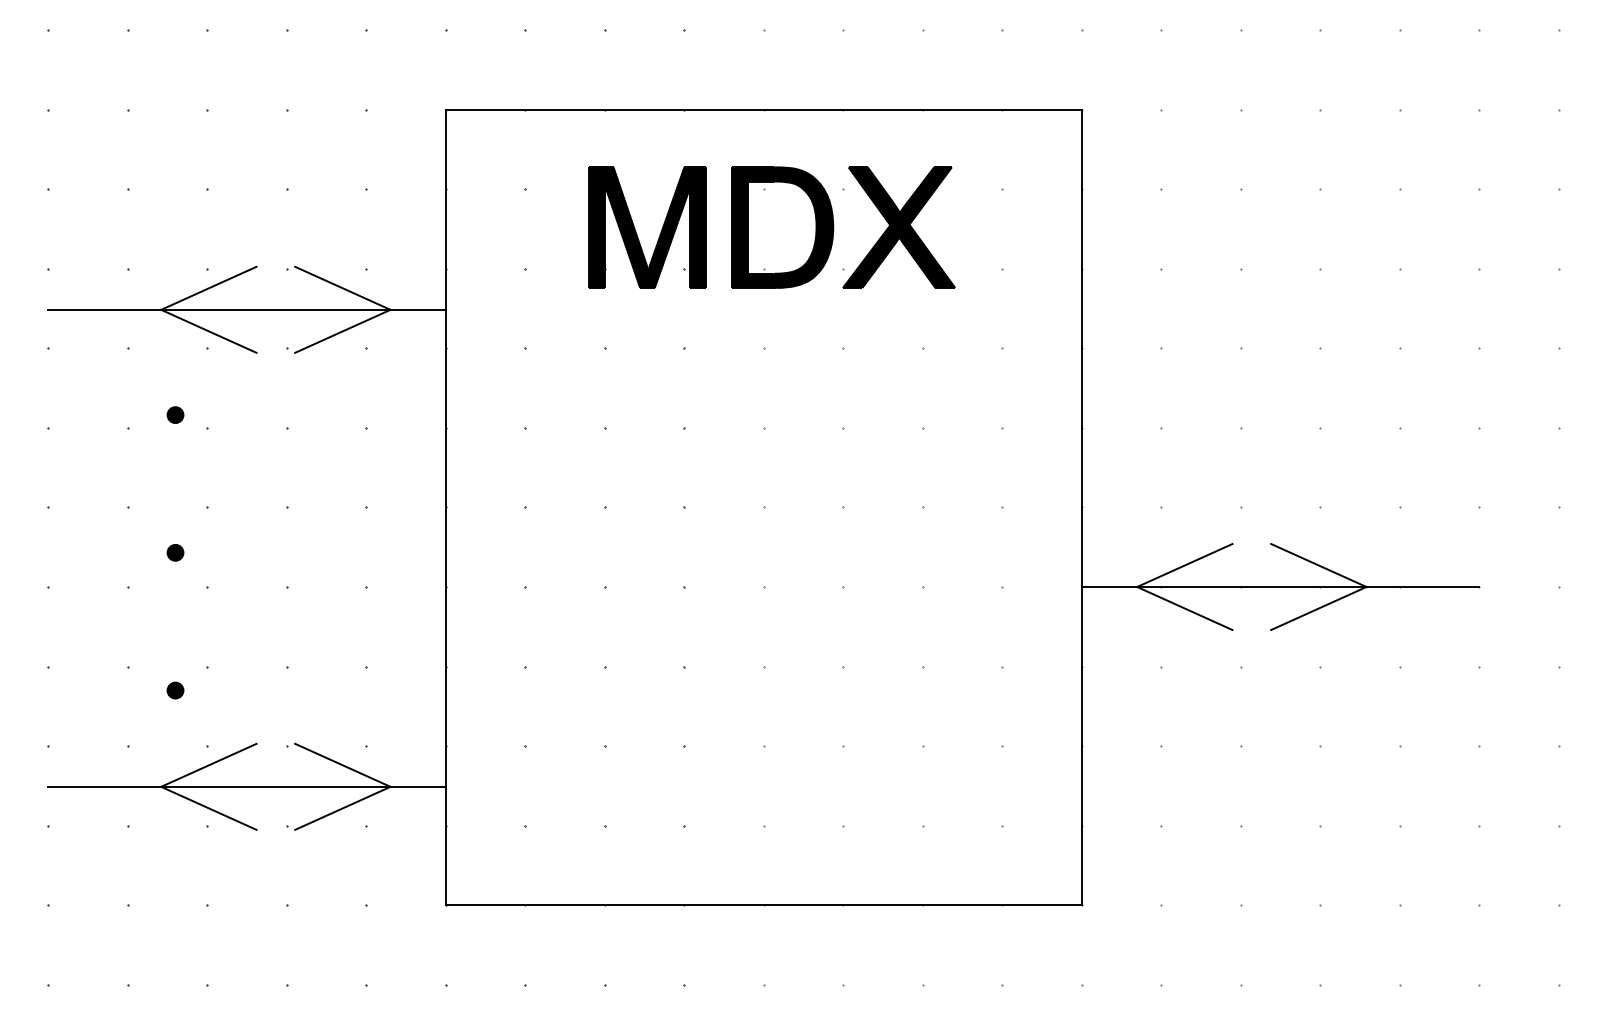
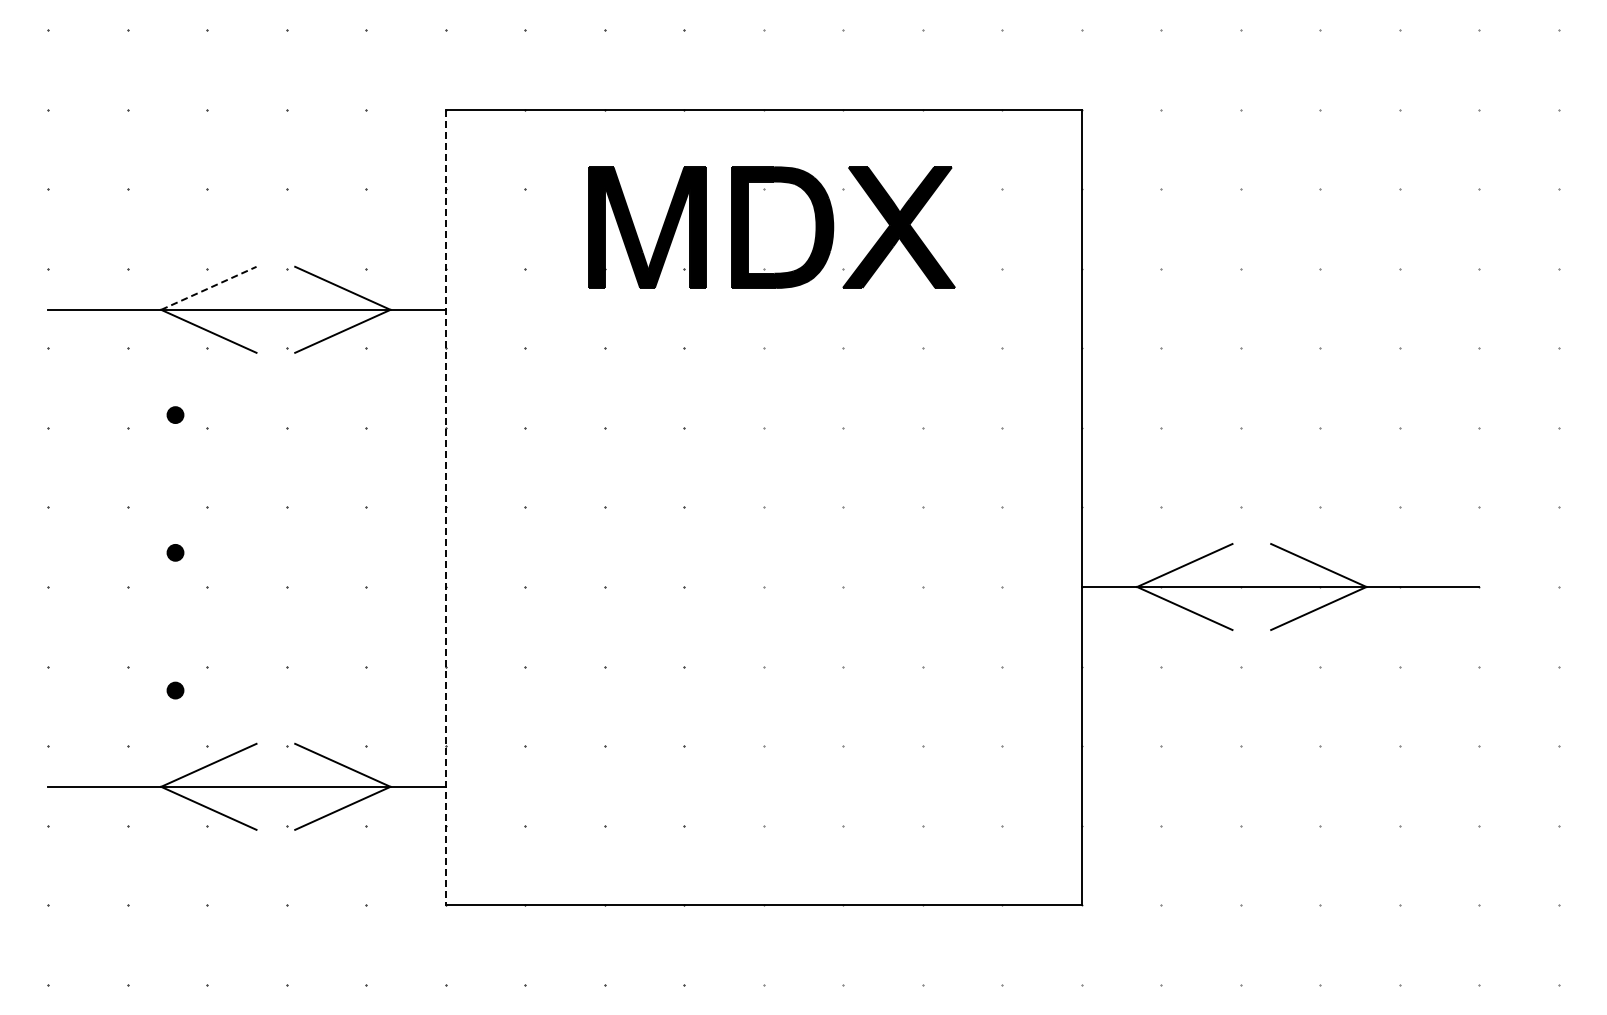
line: solid -> dashed (209, 288)
line: solid -> dashed (445, 507)
